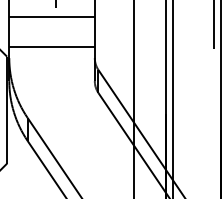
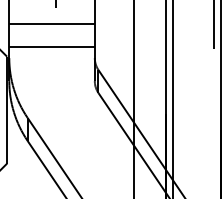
line position: (51, 17) -> (51, 24) (51, 24)
